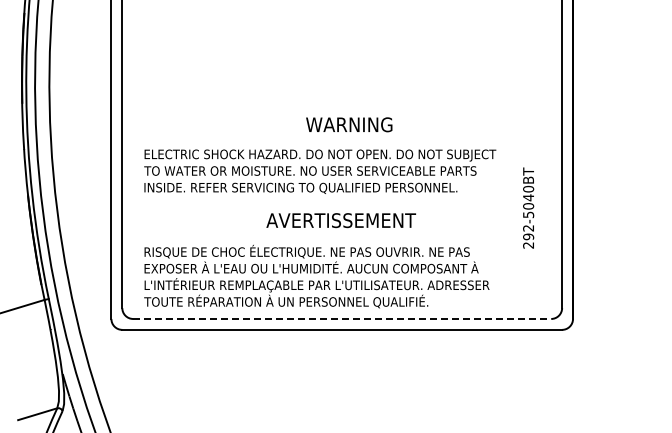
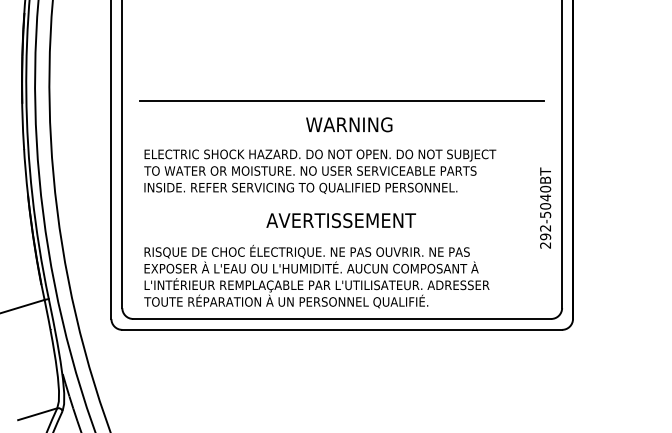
line: none -> present (341, 100)
text position: (528, 207) -> (545, 207) (545, 207)
line: dashed -> solid (342, 318)
